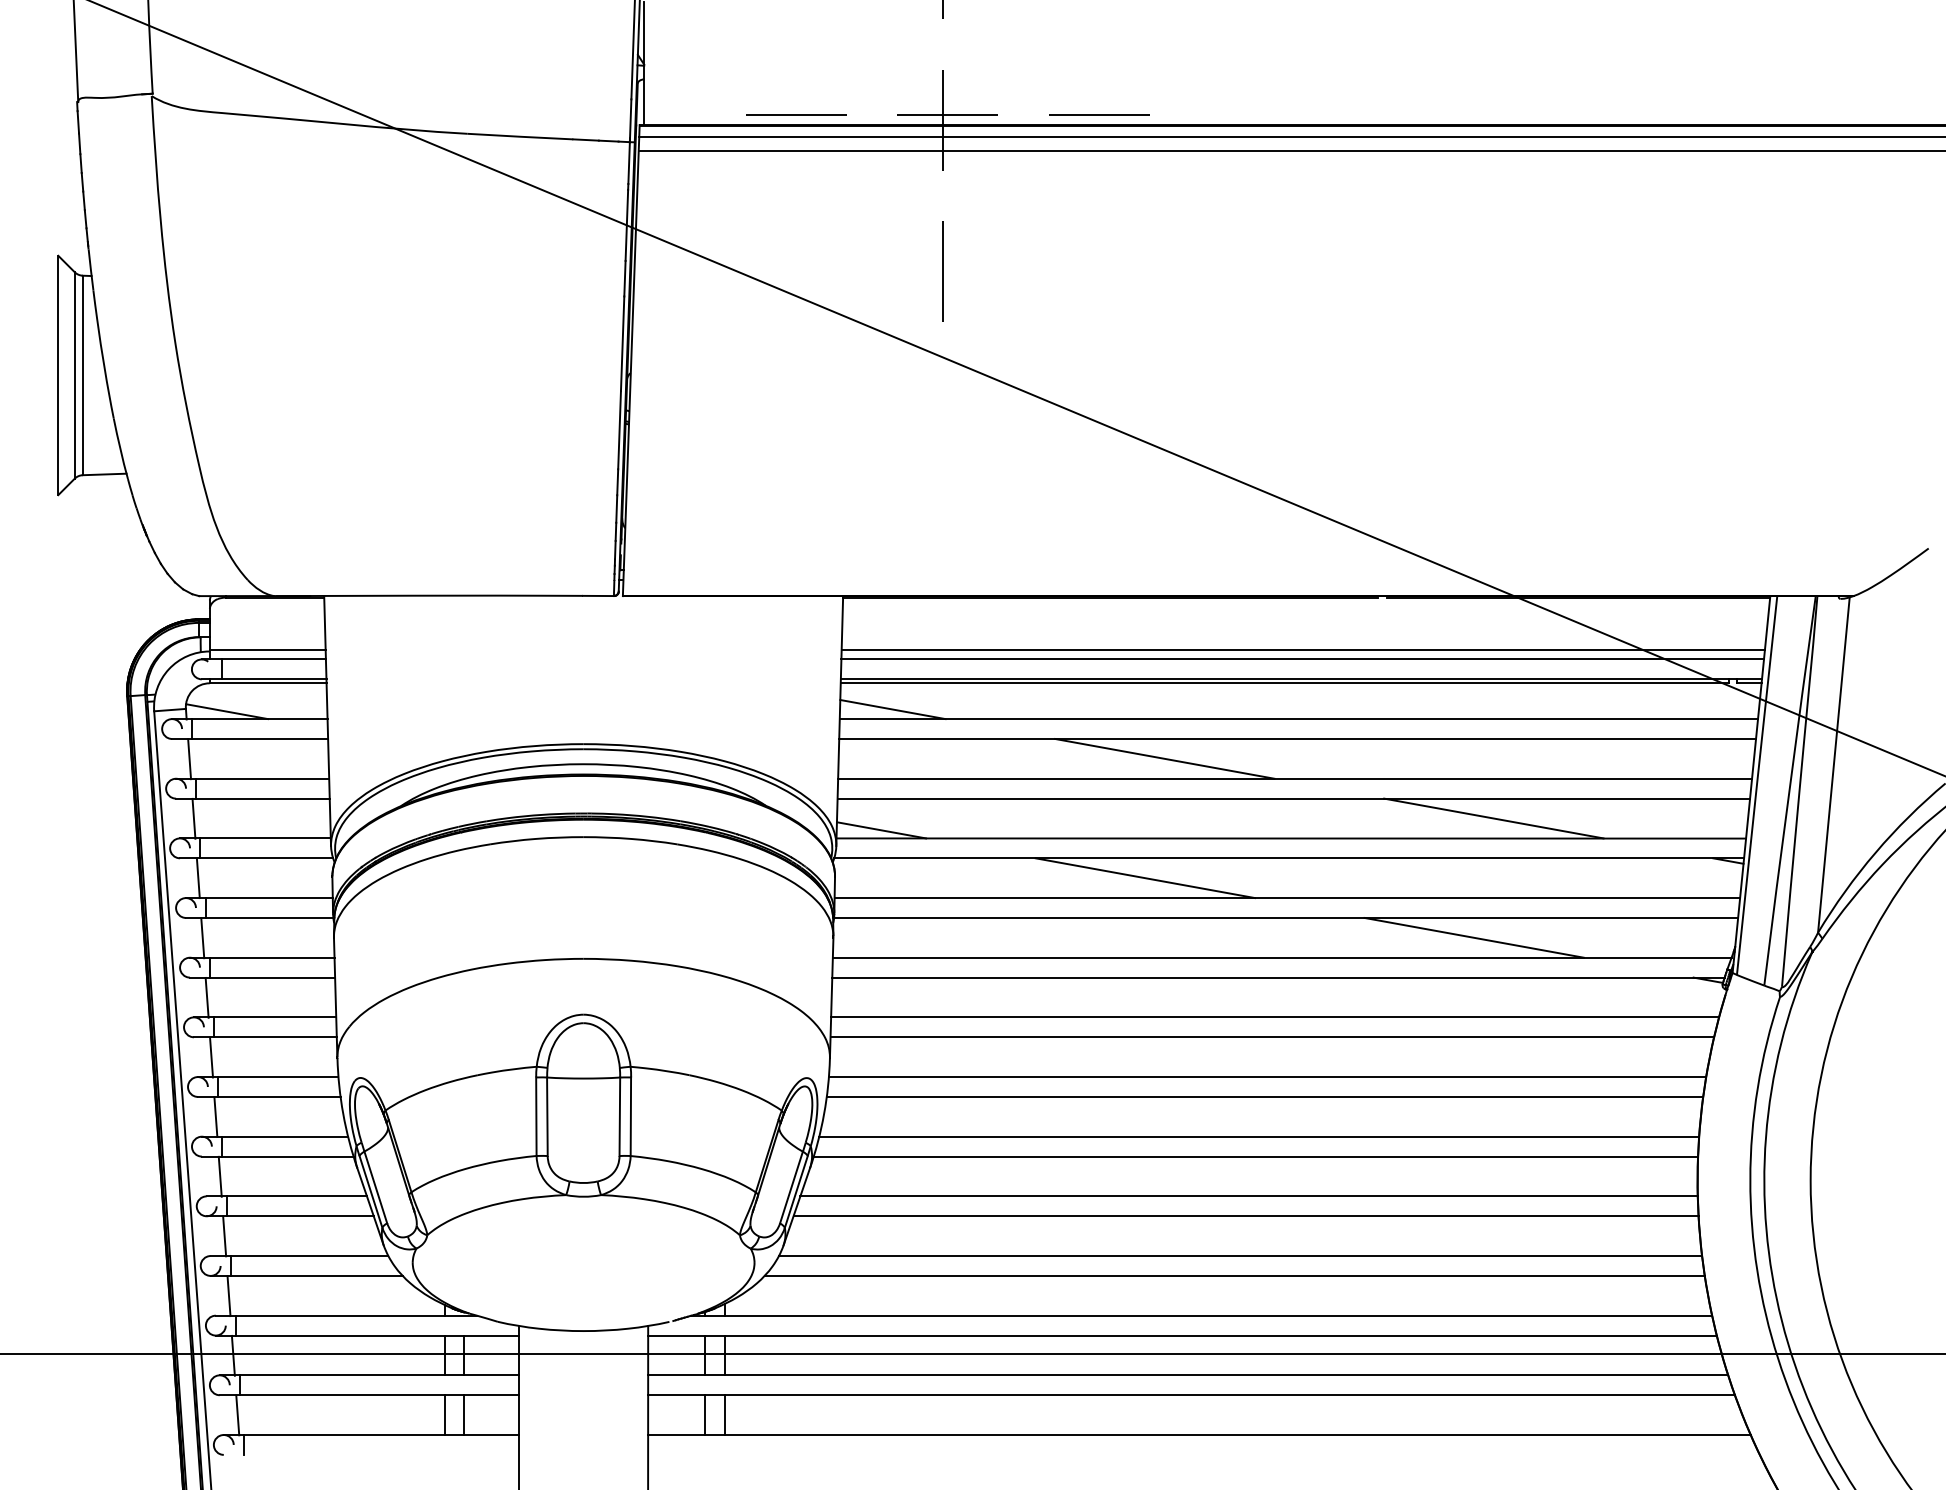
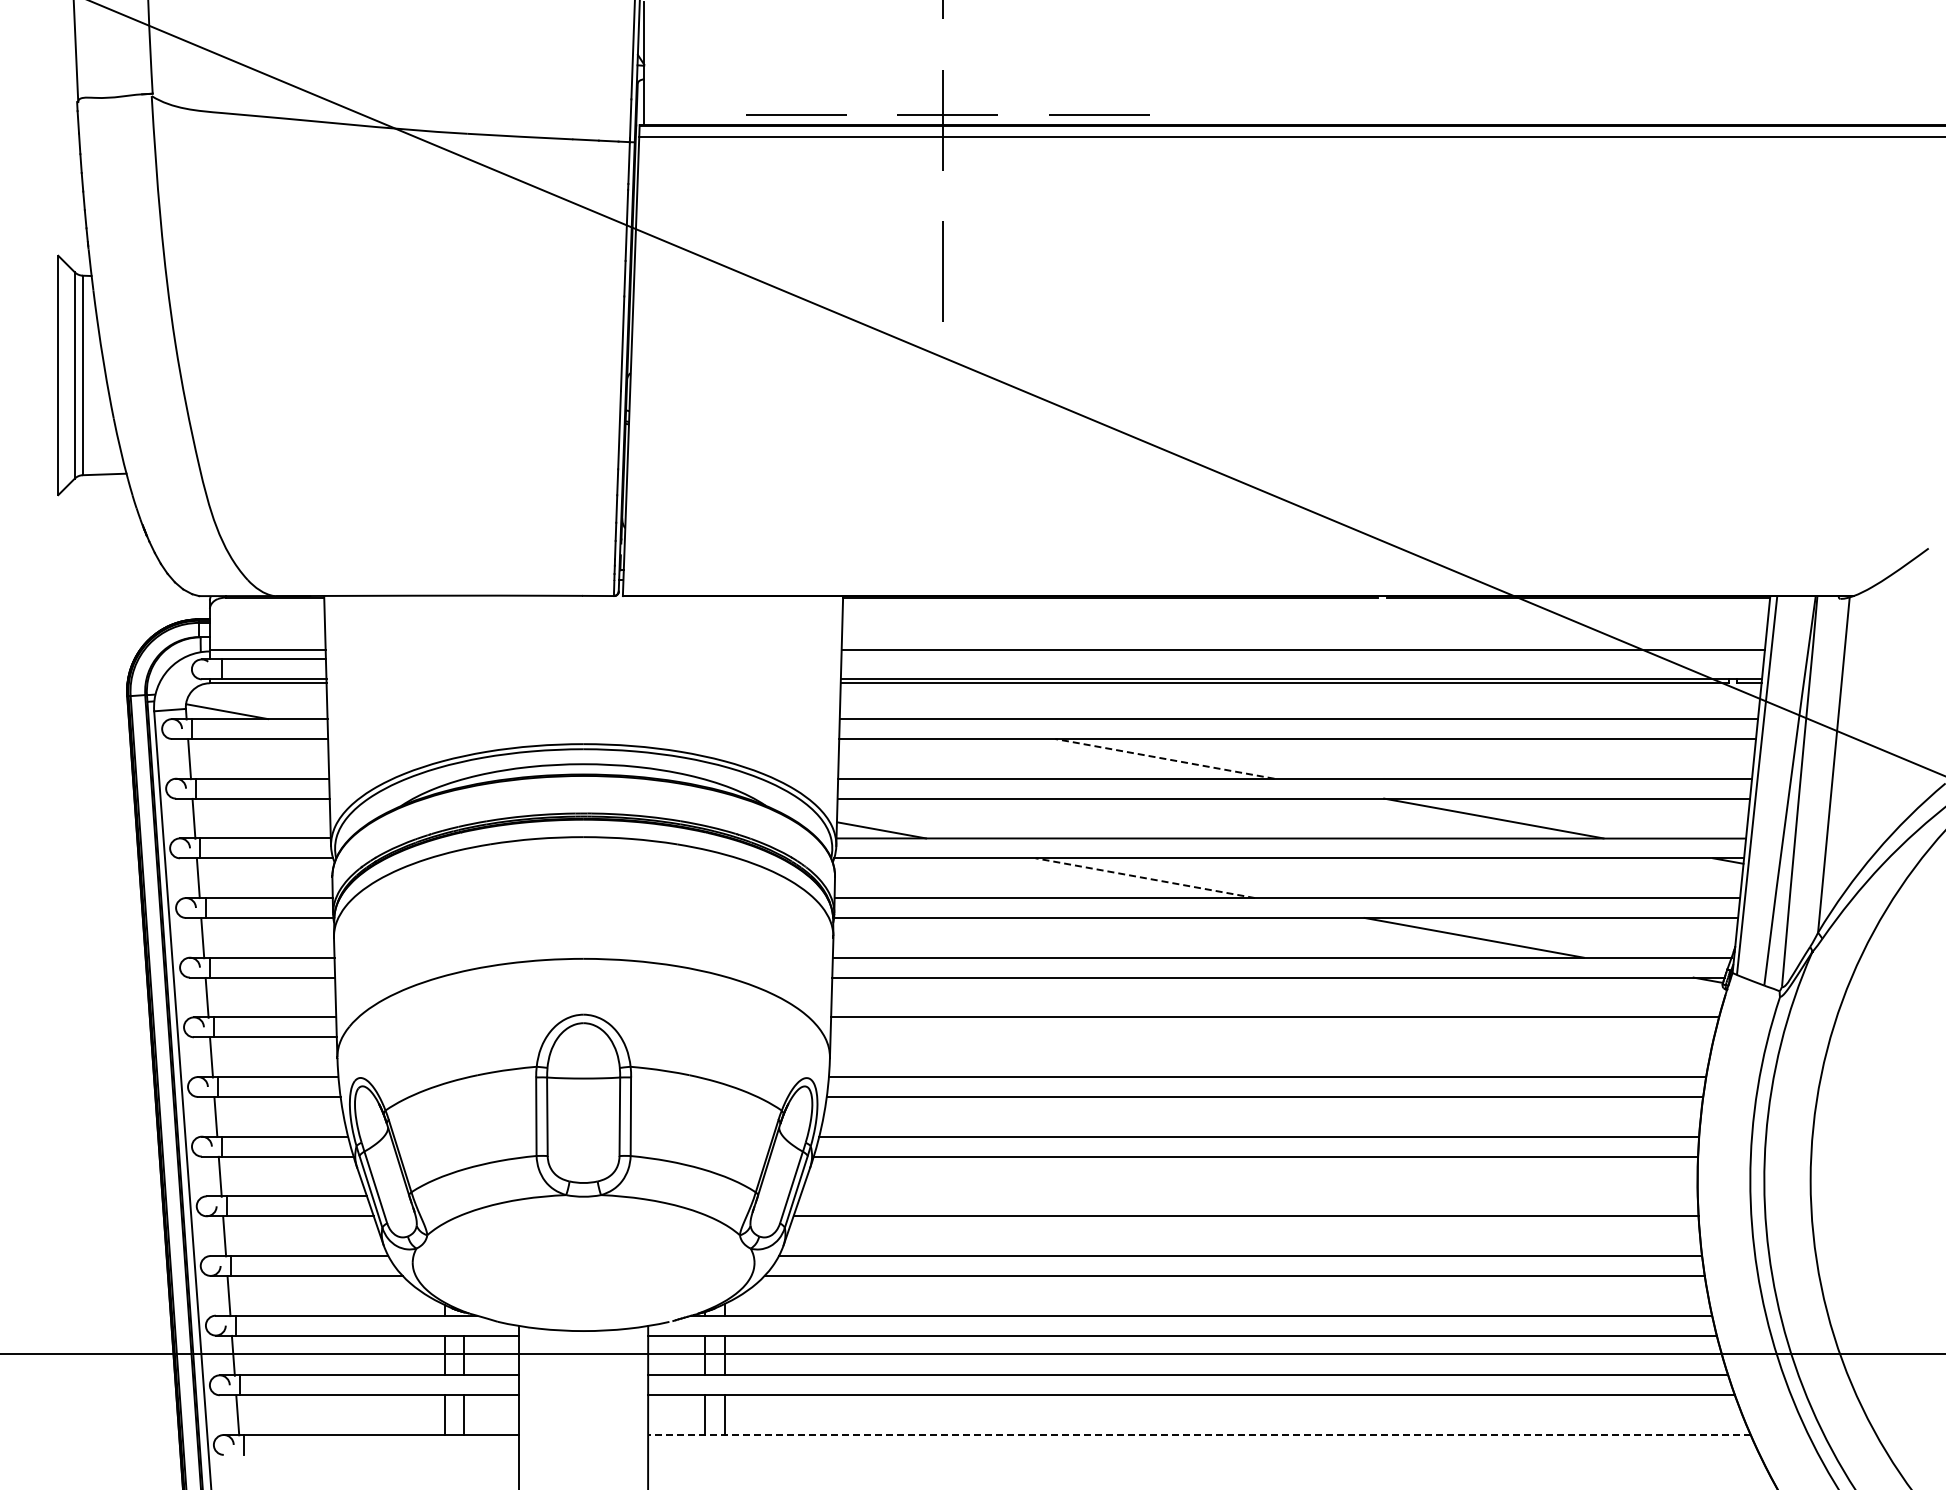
line: present -> none (1290, 150)
line: present -> none (1302, 659)
line: present -> none (892, 709)
line: solid -> dashed (1164, 758)
line: solid -> dashed (1144, 878)
line: present -> none (1272, 1037)
line: present -> none (1249, 1196)
line: solid -> dashed (1198, 1435)
